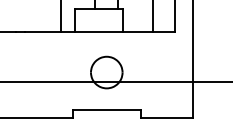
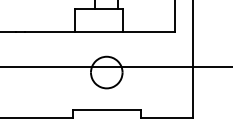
line: present -> none (60, 16)
line: present -> none (152, 16)
line position: (115, 81) -> (115, 66) (115, 66)
